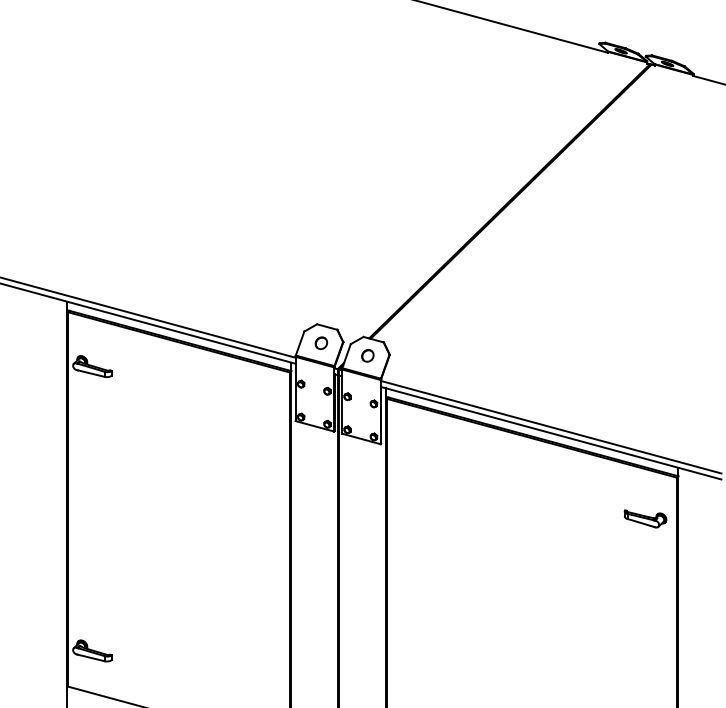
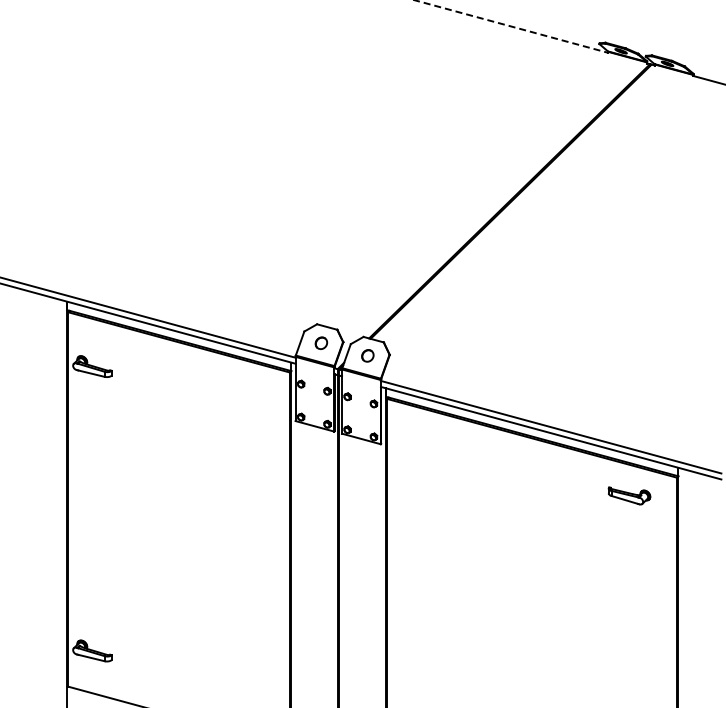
line: solid -> dashed (511, 26)
part position: (645, 518) -> (629, 495) (629, 495)
